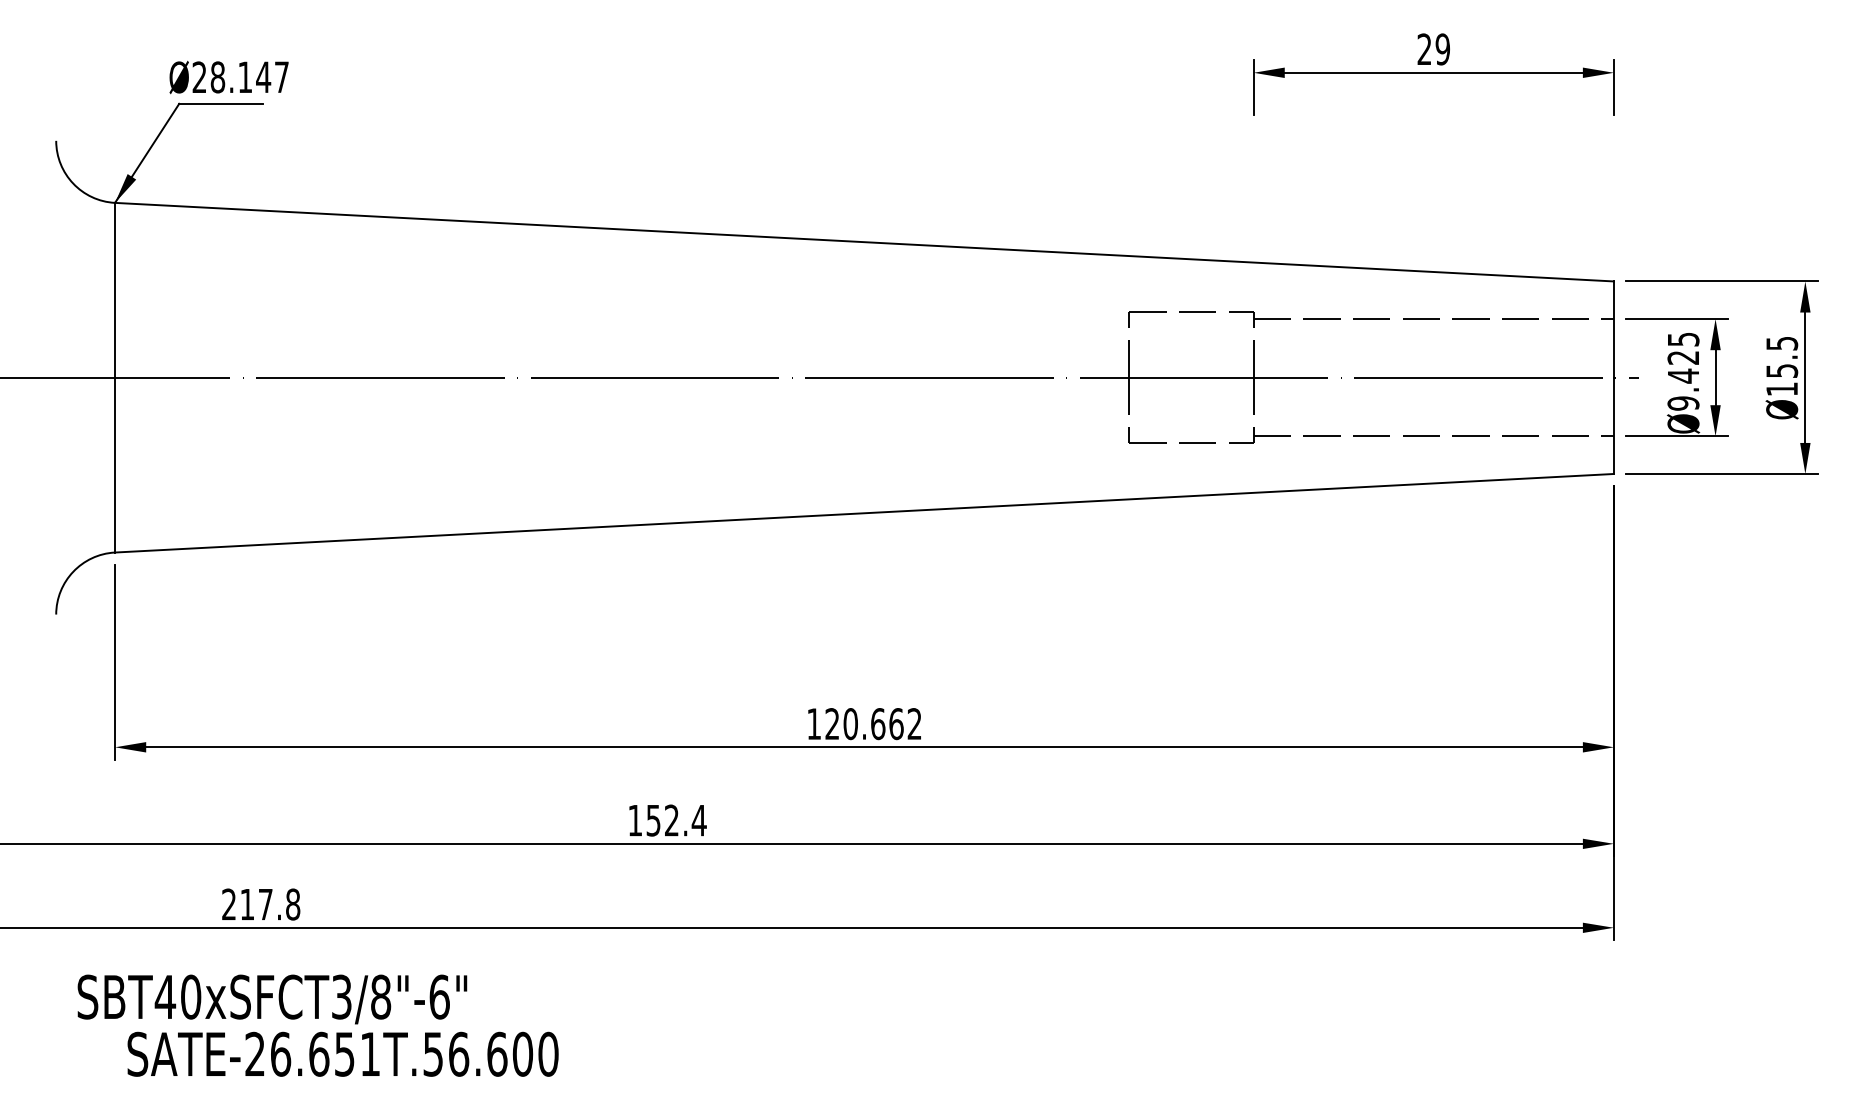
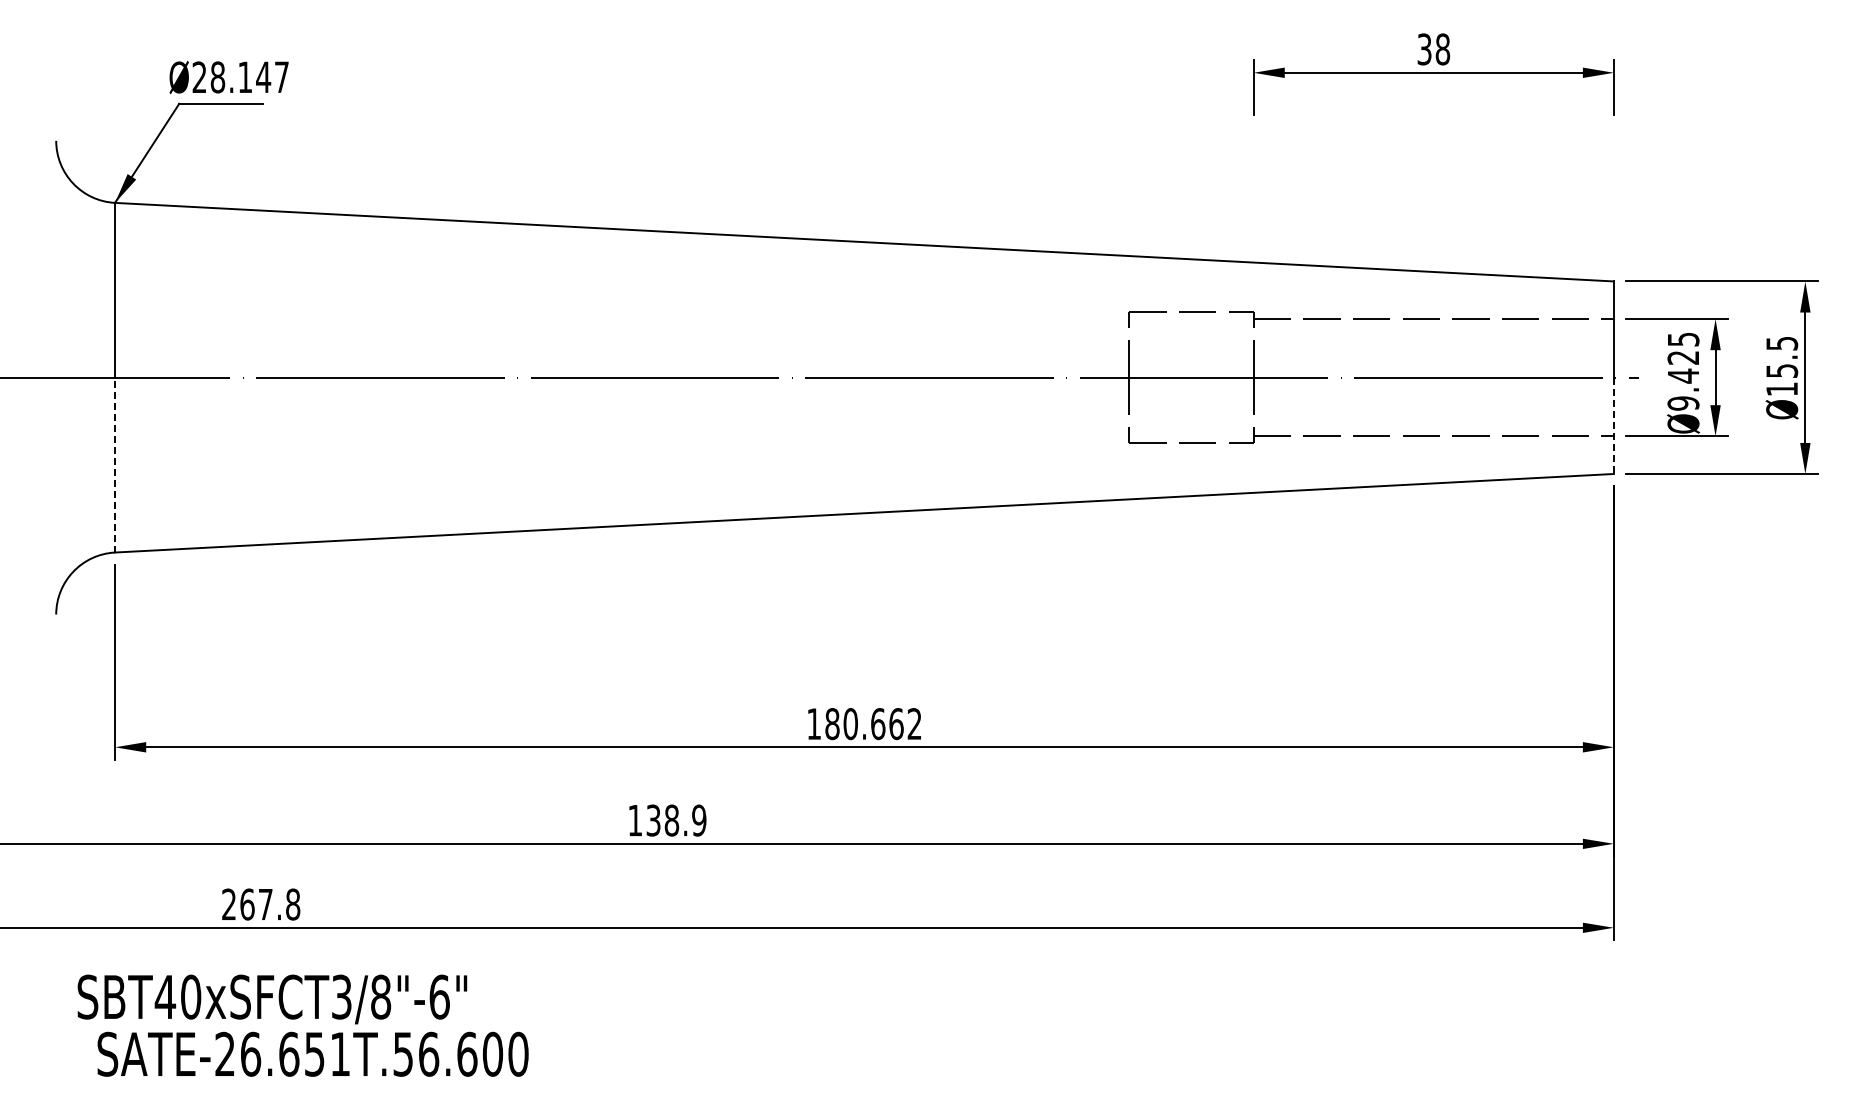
text: 29 -> 38 (1433, 49)
line: solid -> dashed (1613, 426)
line: solid -> dashed (115, 464)
text: 120.662 -> 180.662 (832, 724)
text: 152.4 -> 138.9 (676, 820)
text: 217.8 -> 267.8 (247, 904)
text position: (342, 1053) -> (312, 1053) (312, 1053)
